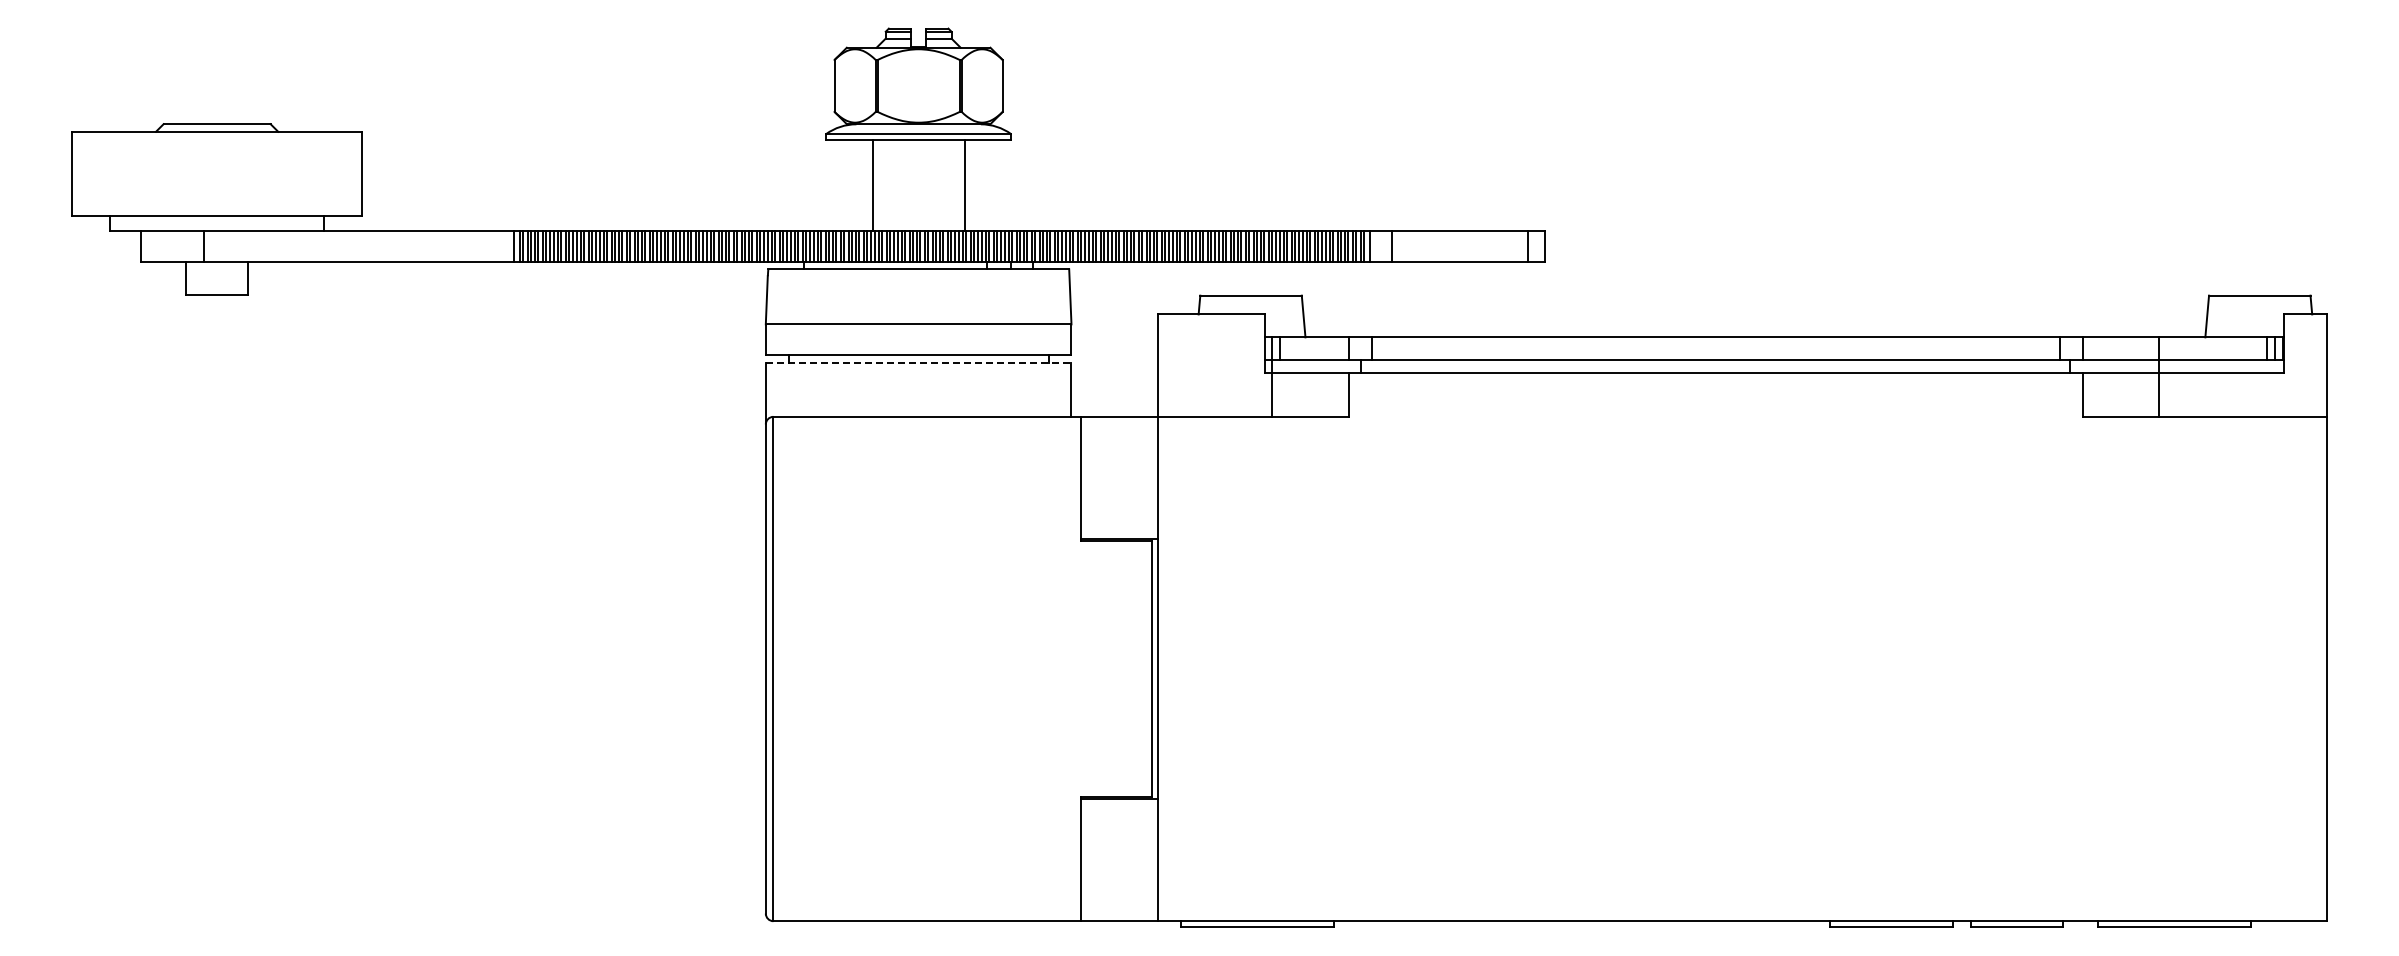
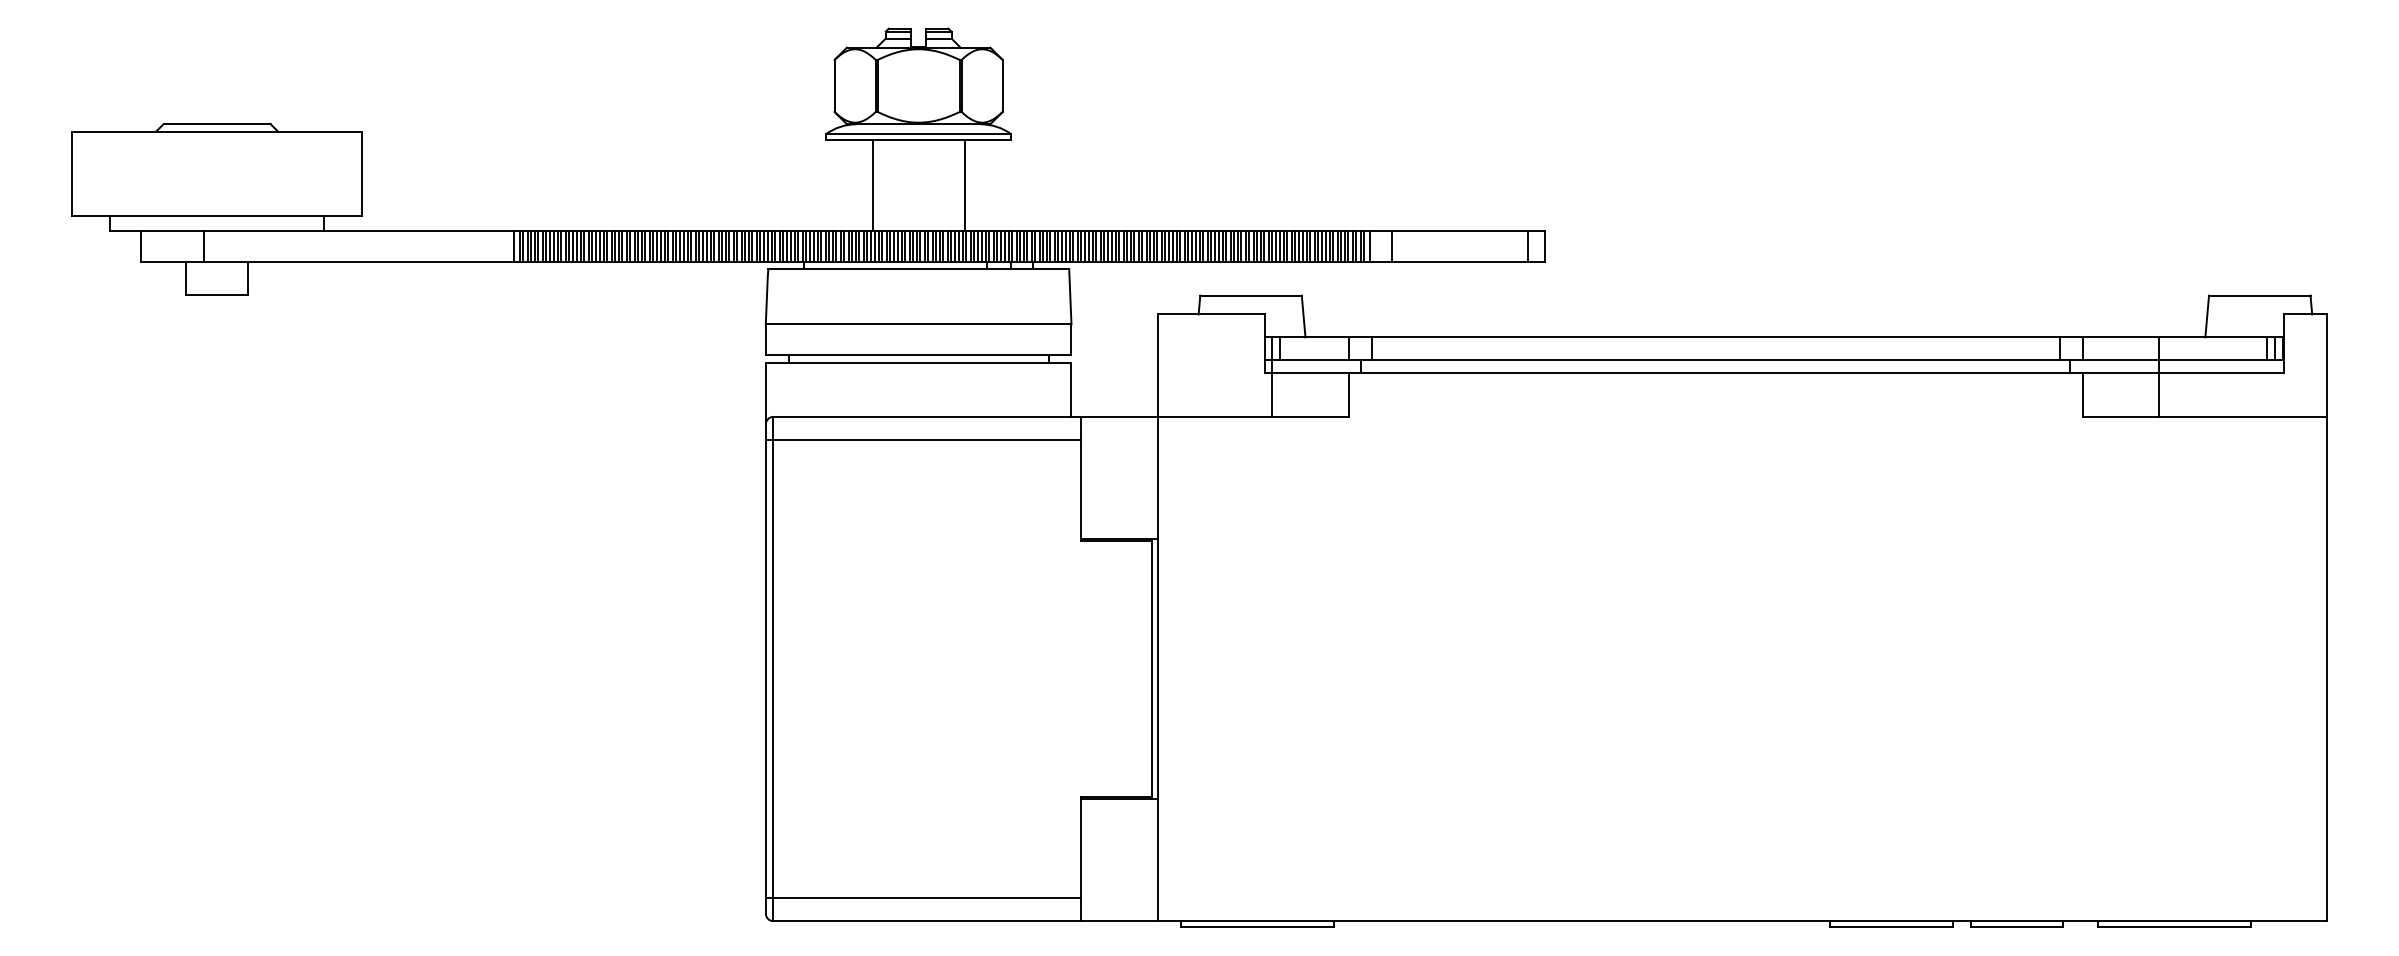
line: dashed -> solid (918, 363)
line: none -> present (923, 439)
line: none -> present (923, 898)
